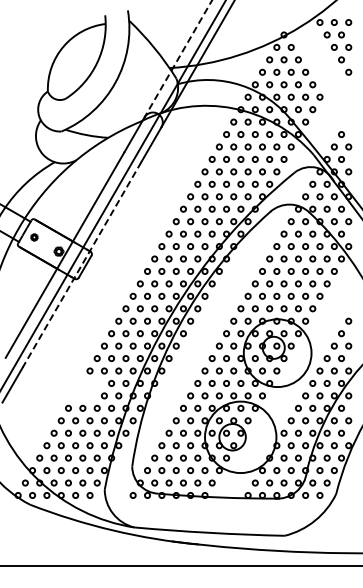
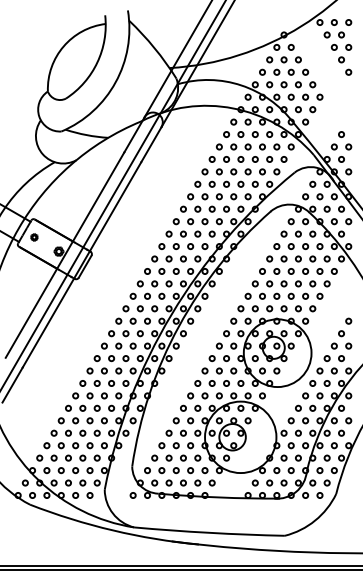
line: dashed -> solid (178, 58)
line: dashed -> solid (82, 264)
part: none -> present (86, 389)
line: none -> present (180, 570)
